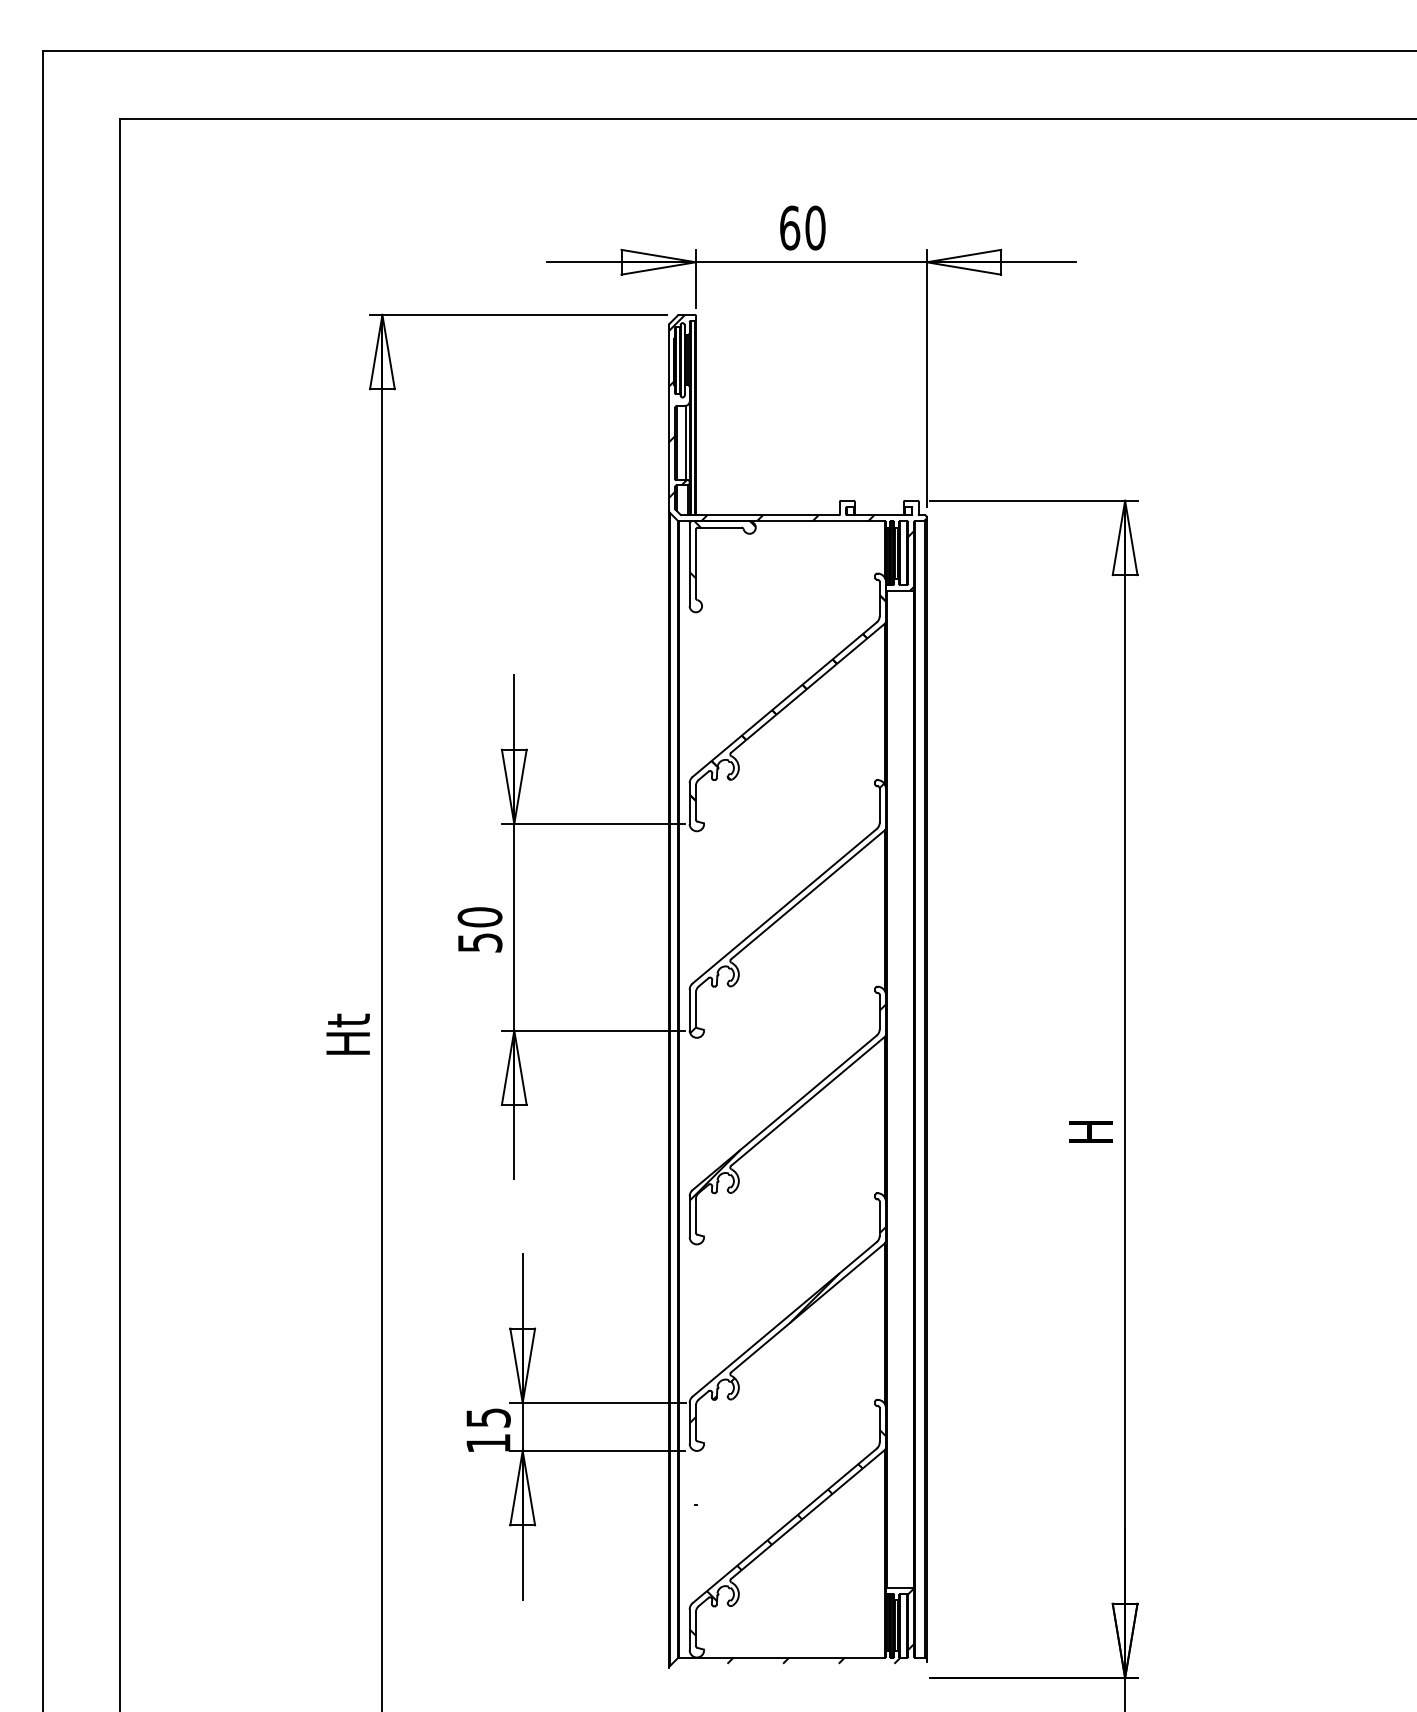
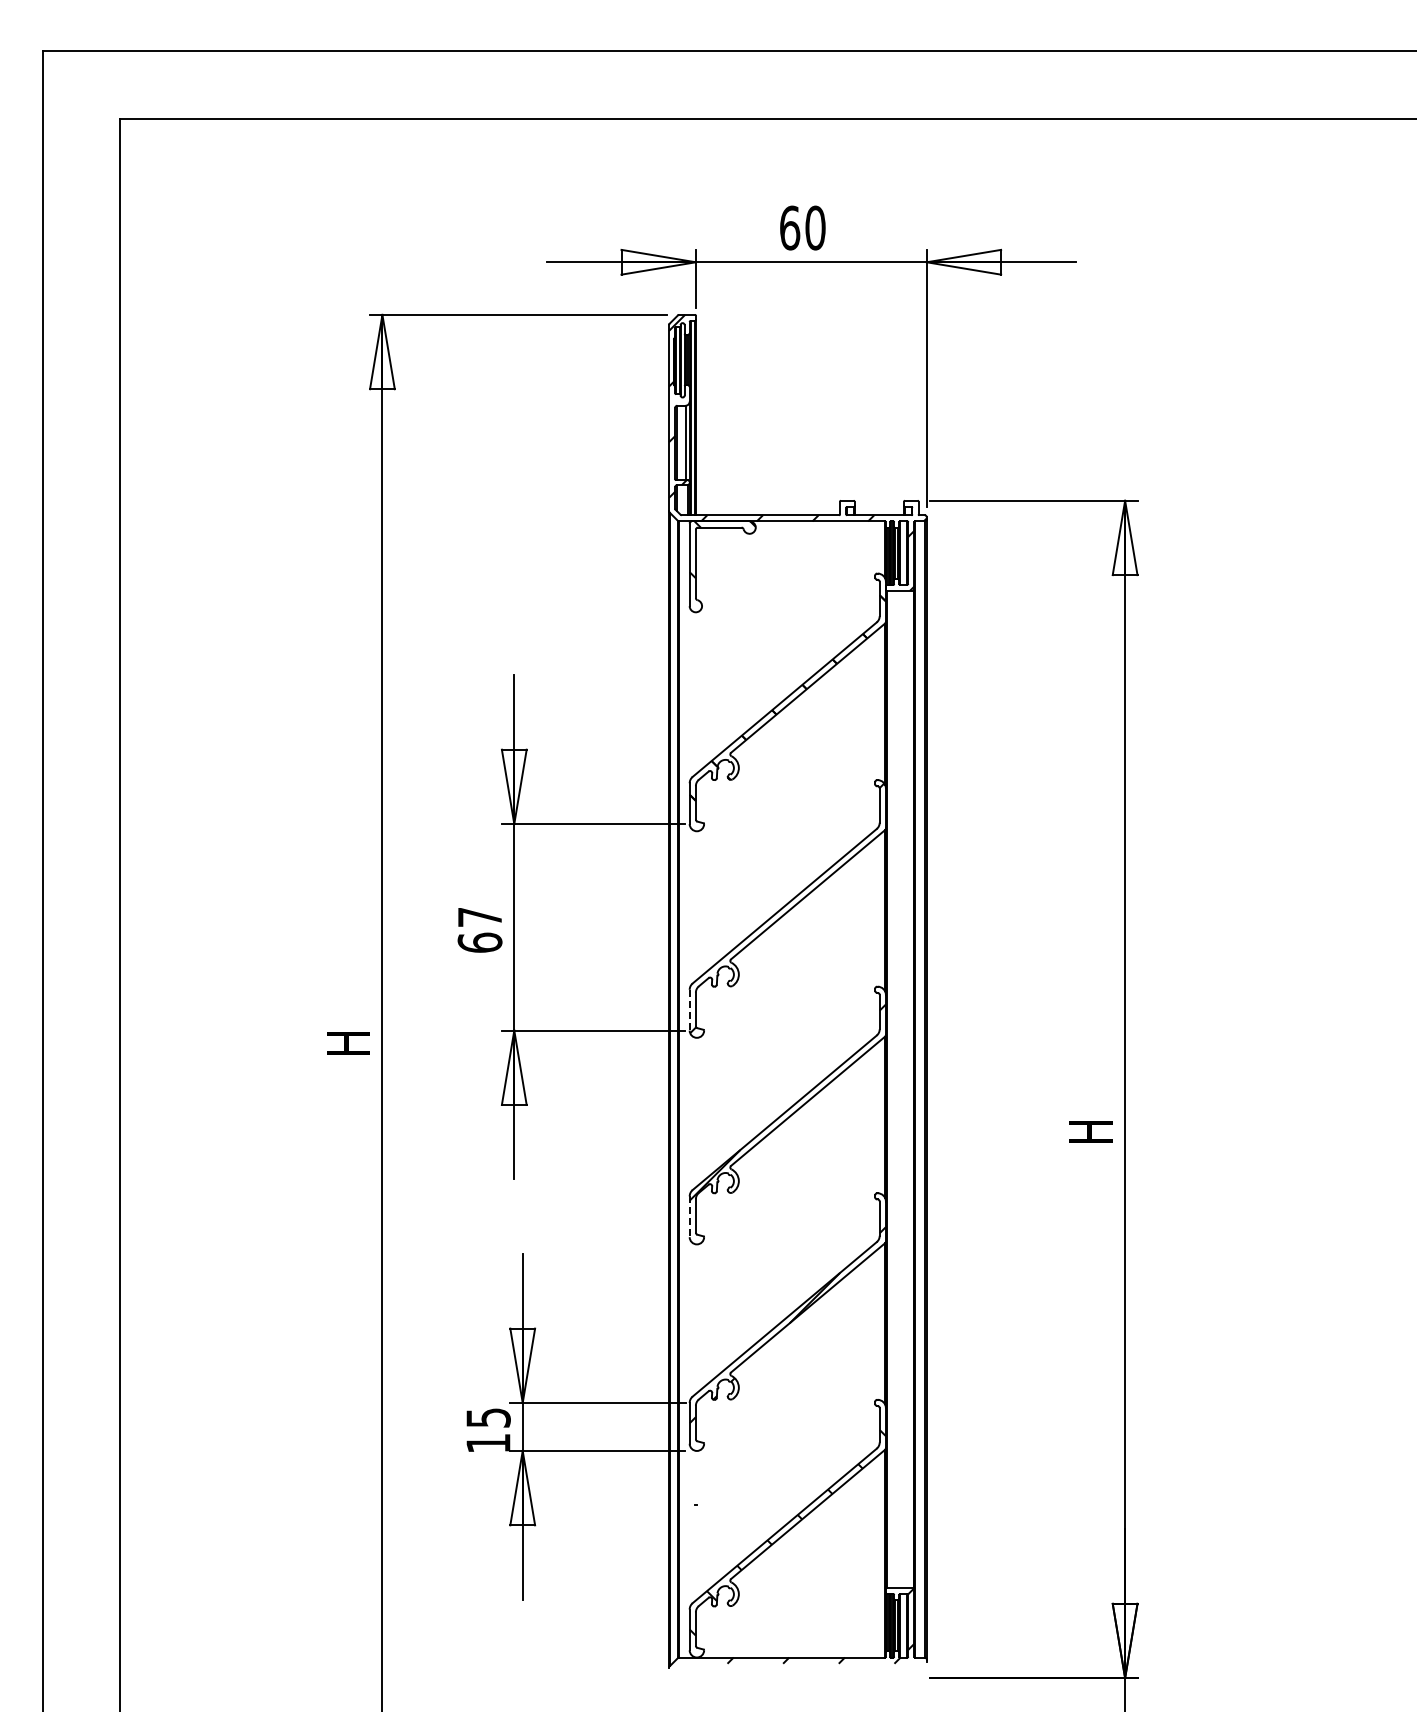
text: 50 -> 67 (479, 929)
line: solid -> dashed (689, 1010)
text: Ht -> H (347, 1033)
line: solid -> dashed (689, 1217)
